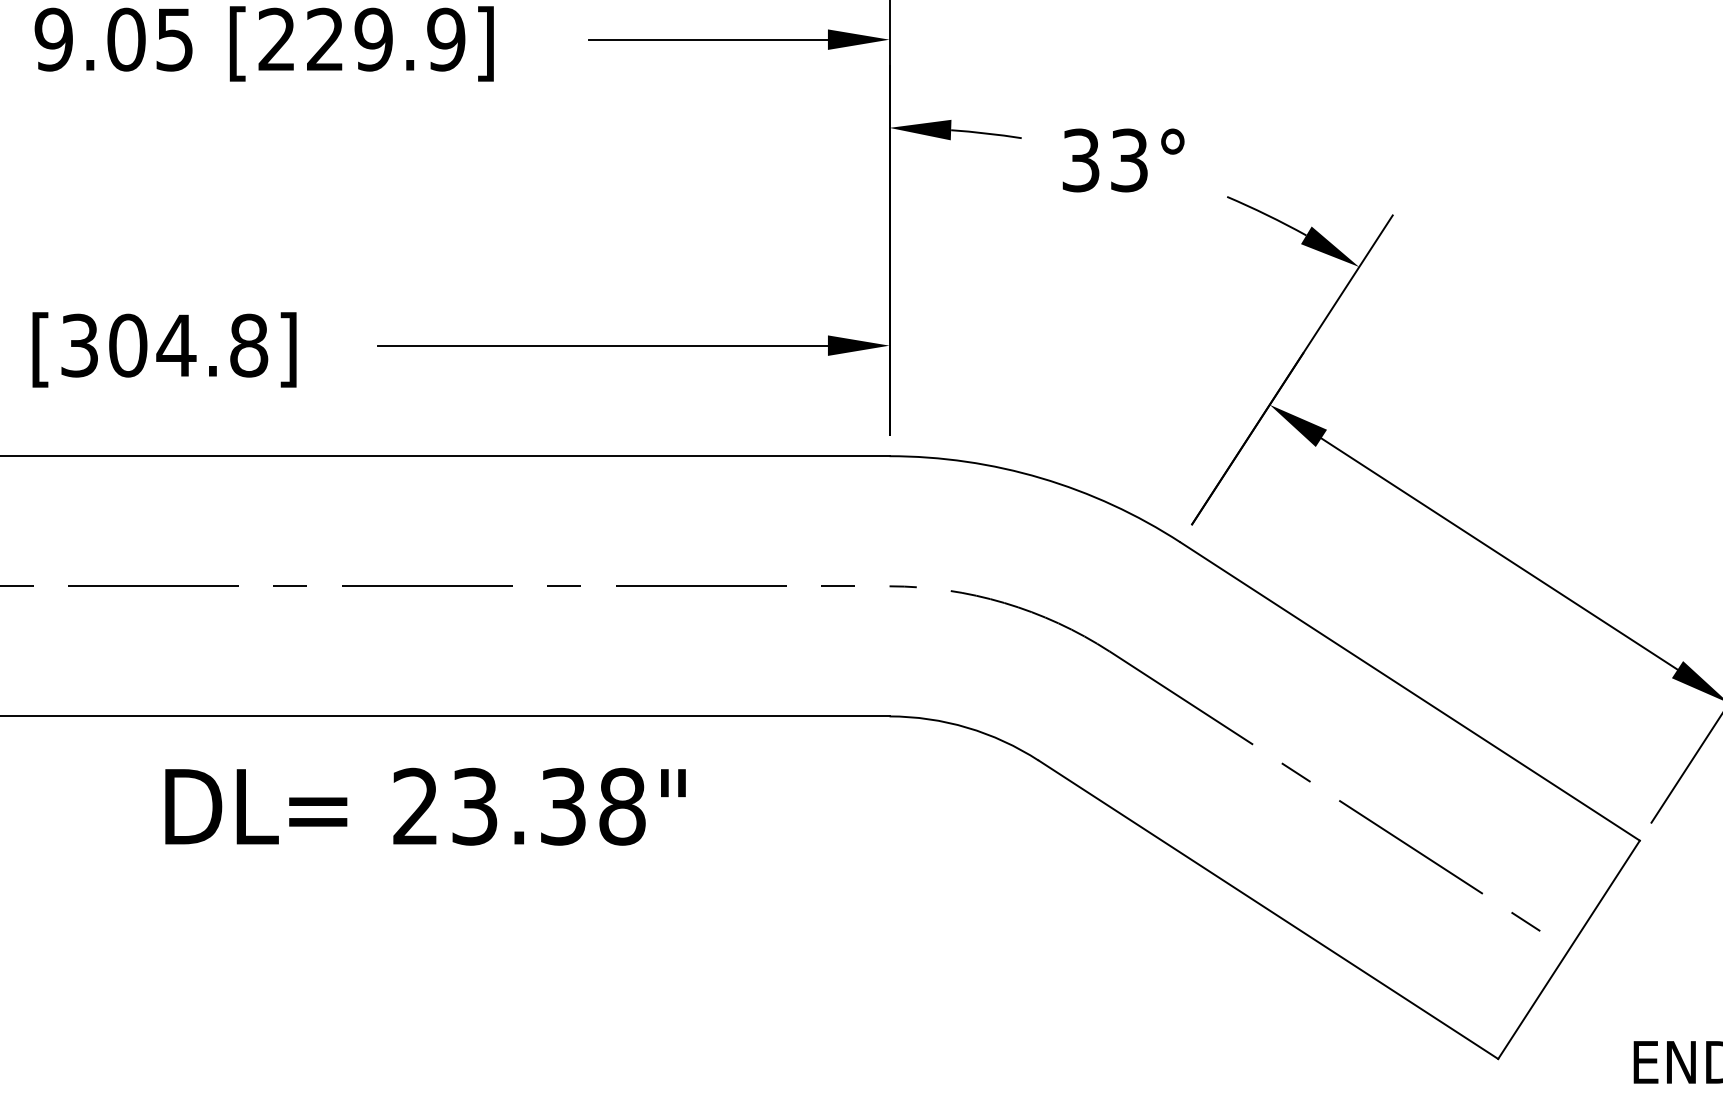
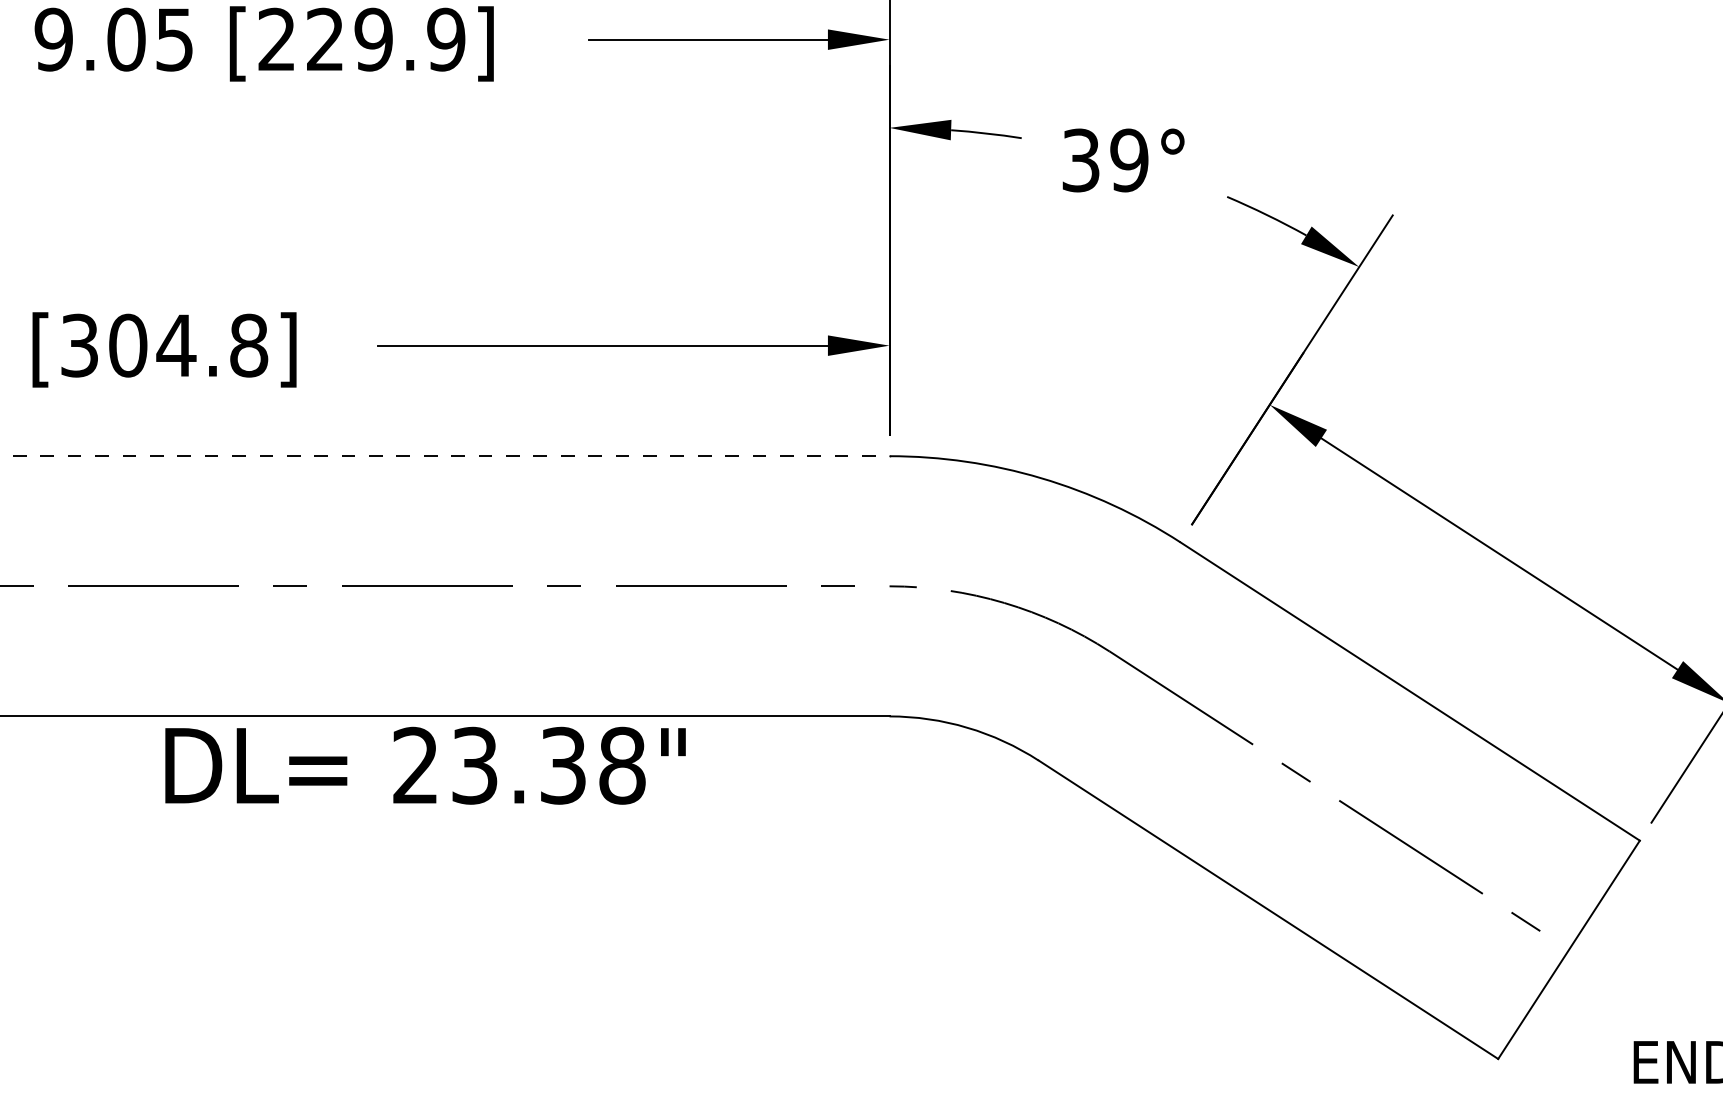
text: 33° -> 39° (1129, 160)
line: solid -> dashed (445, 456)
text position: (425, 806) -> (425, 765) (425, 765)
